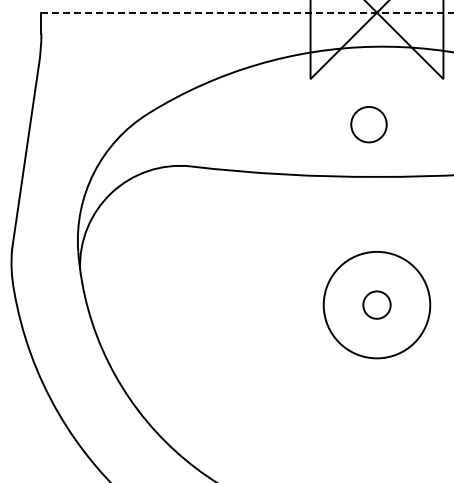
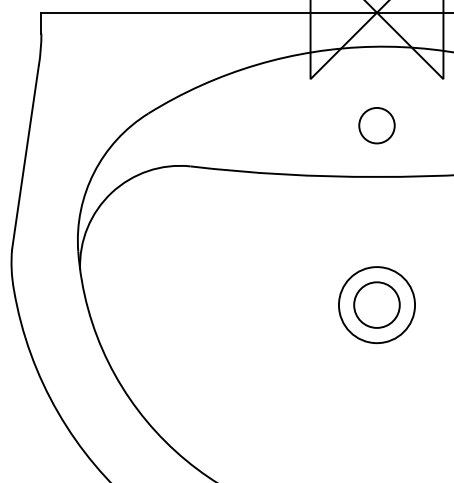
line: dashed -> solid (248, 12)
circle position: (368, 124) -> (376, 125) (376, 125)
circle diameter: 107 px -> 76 px (376, 305)
circle diameter: 27 px -> 46 px (376, 304)
